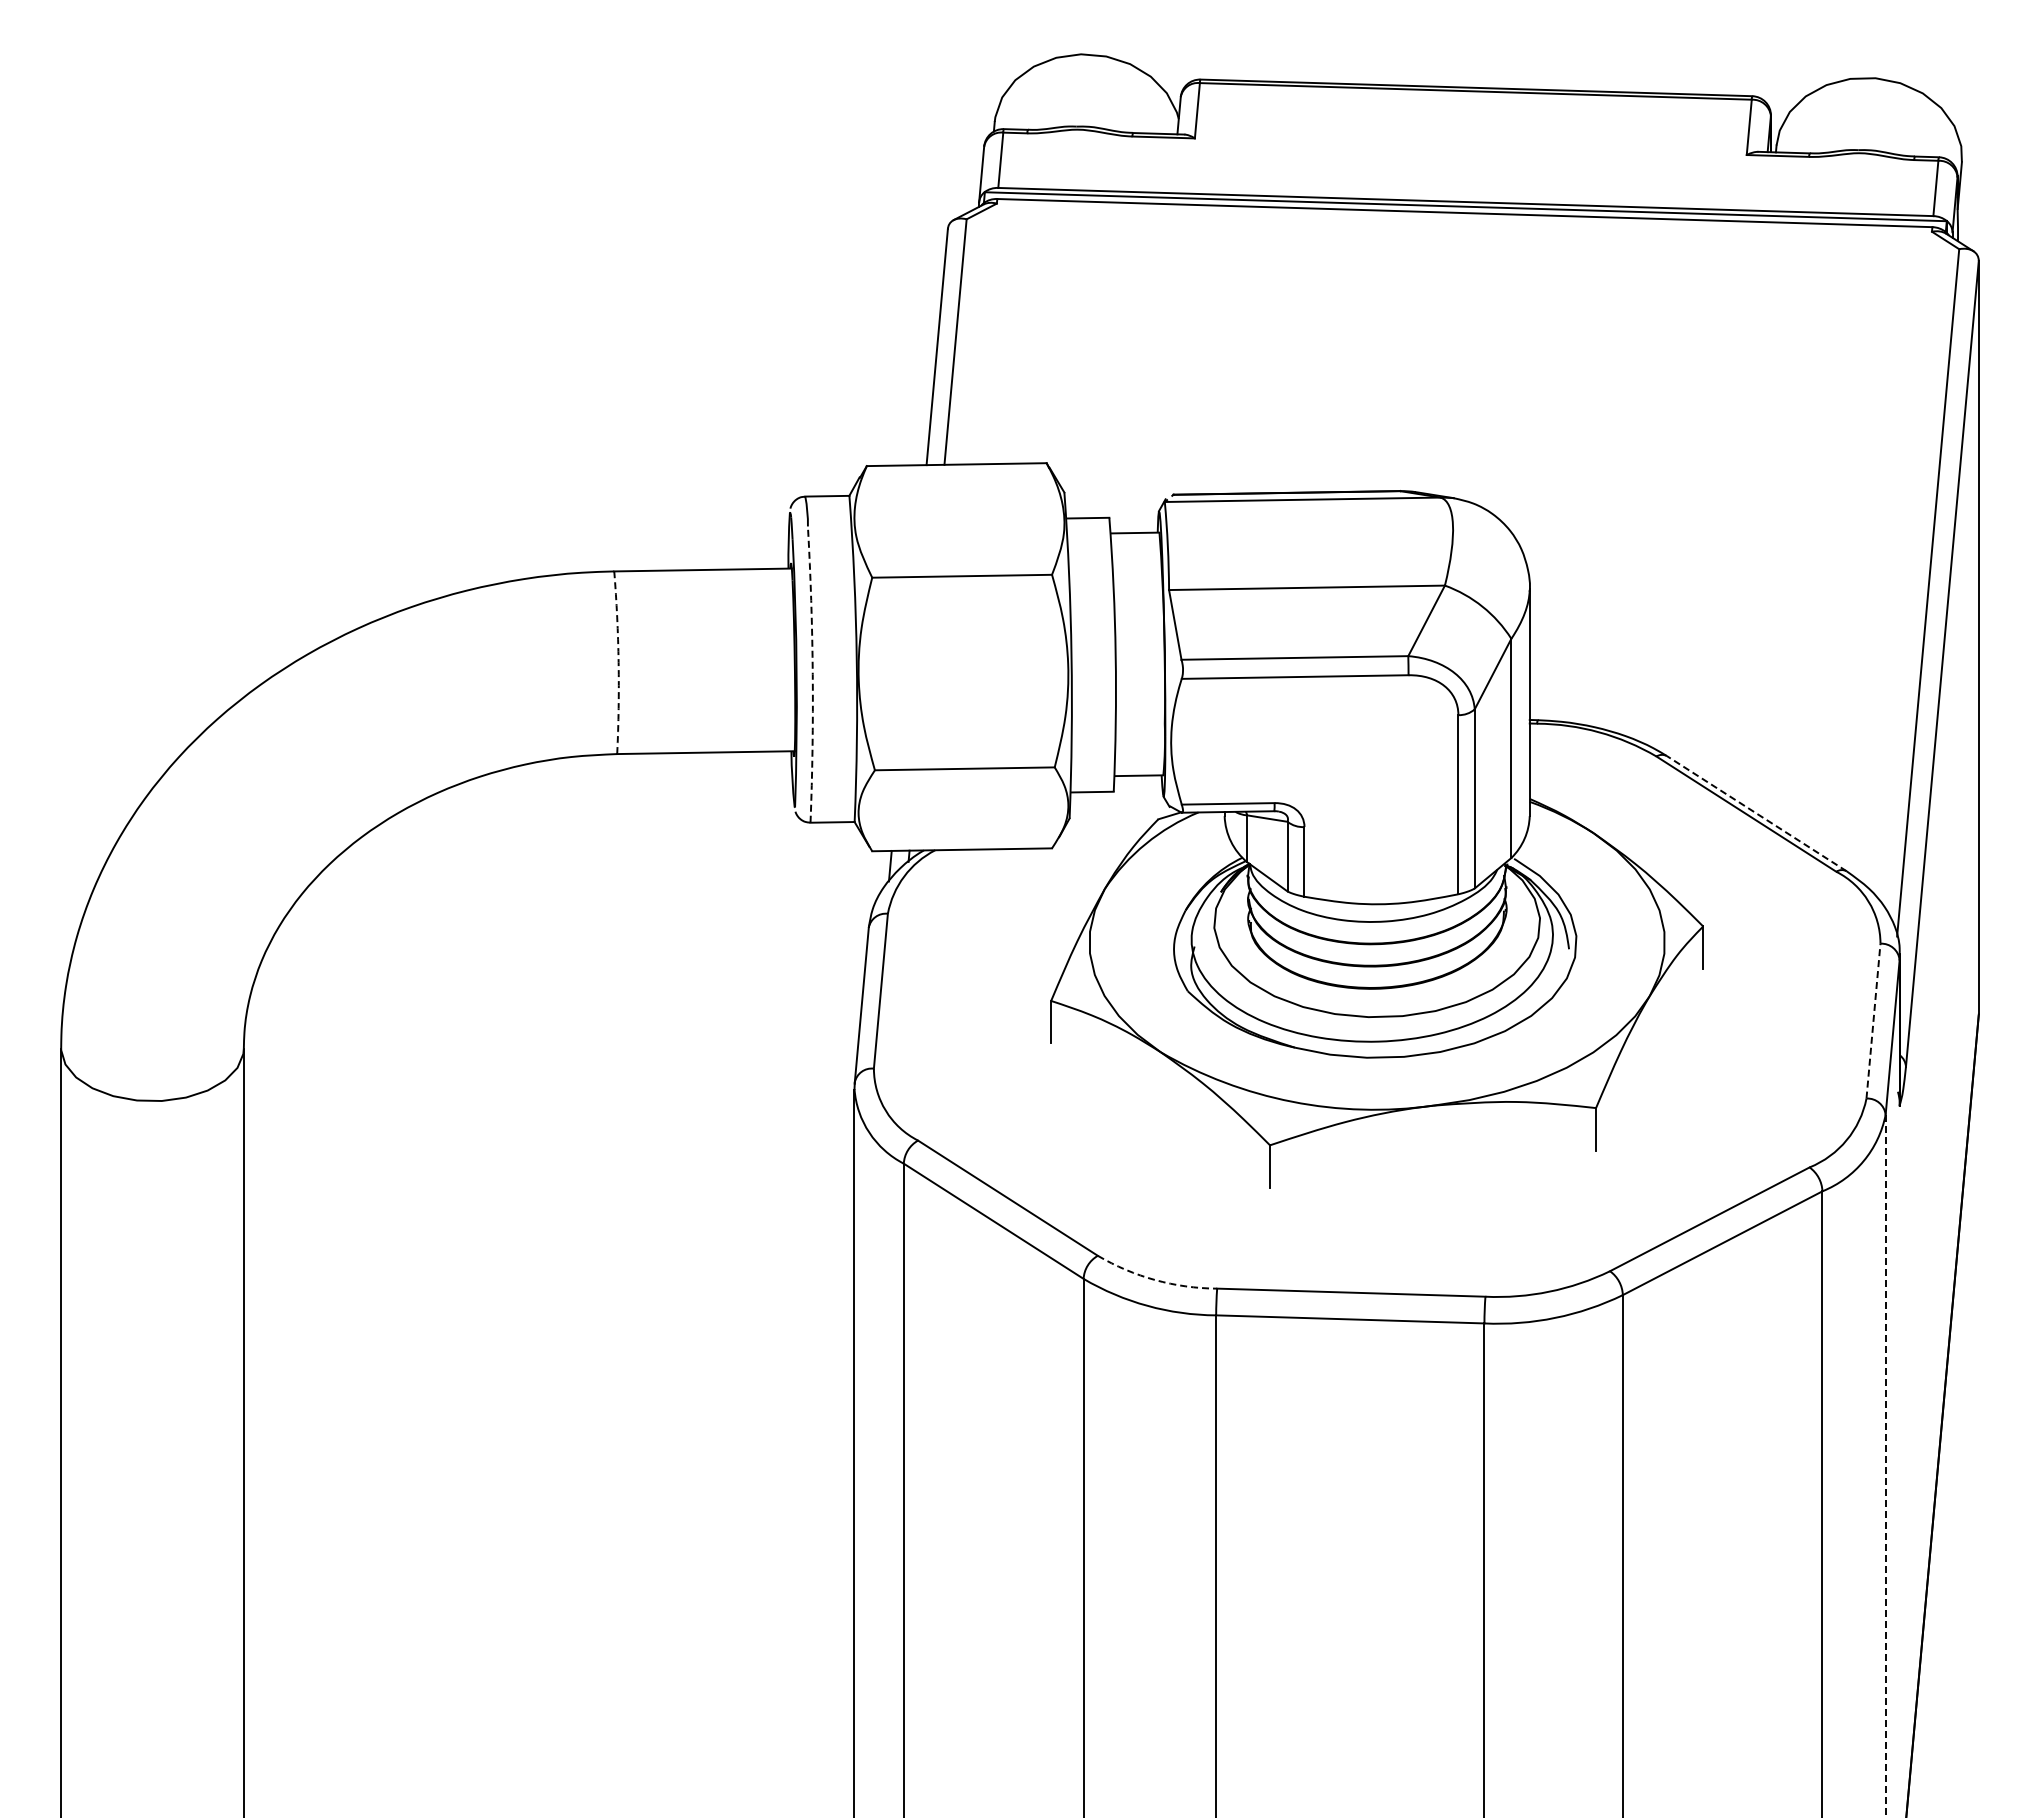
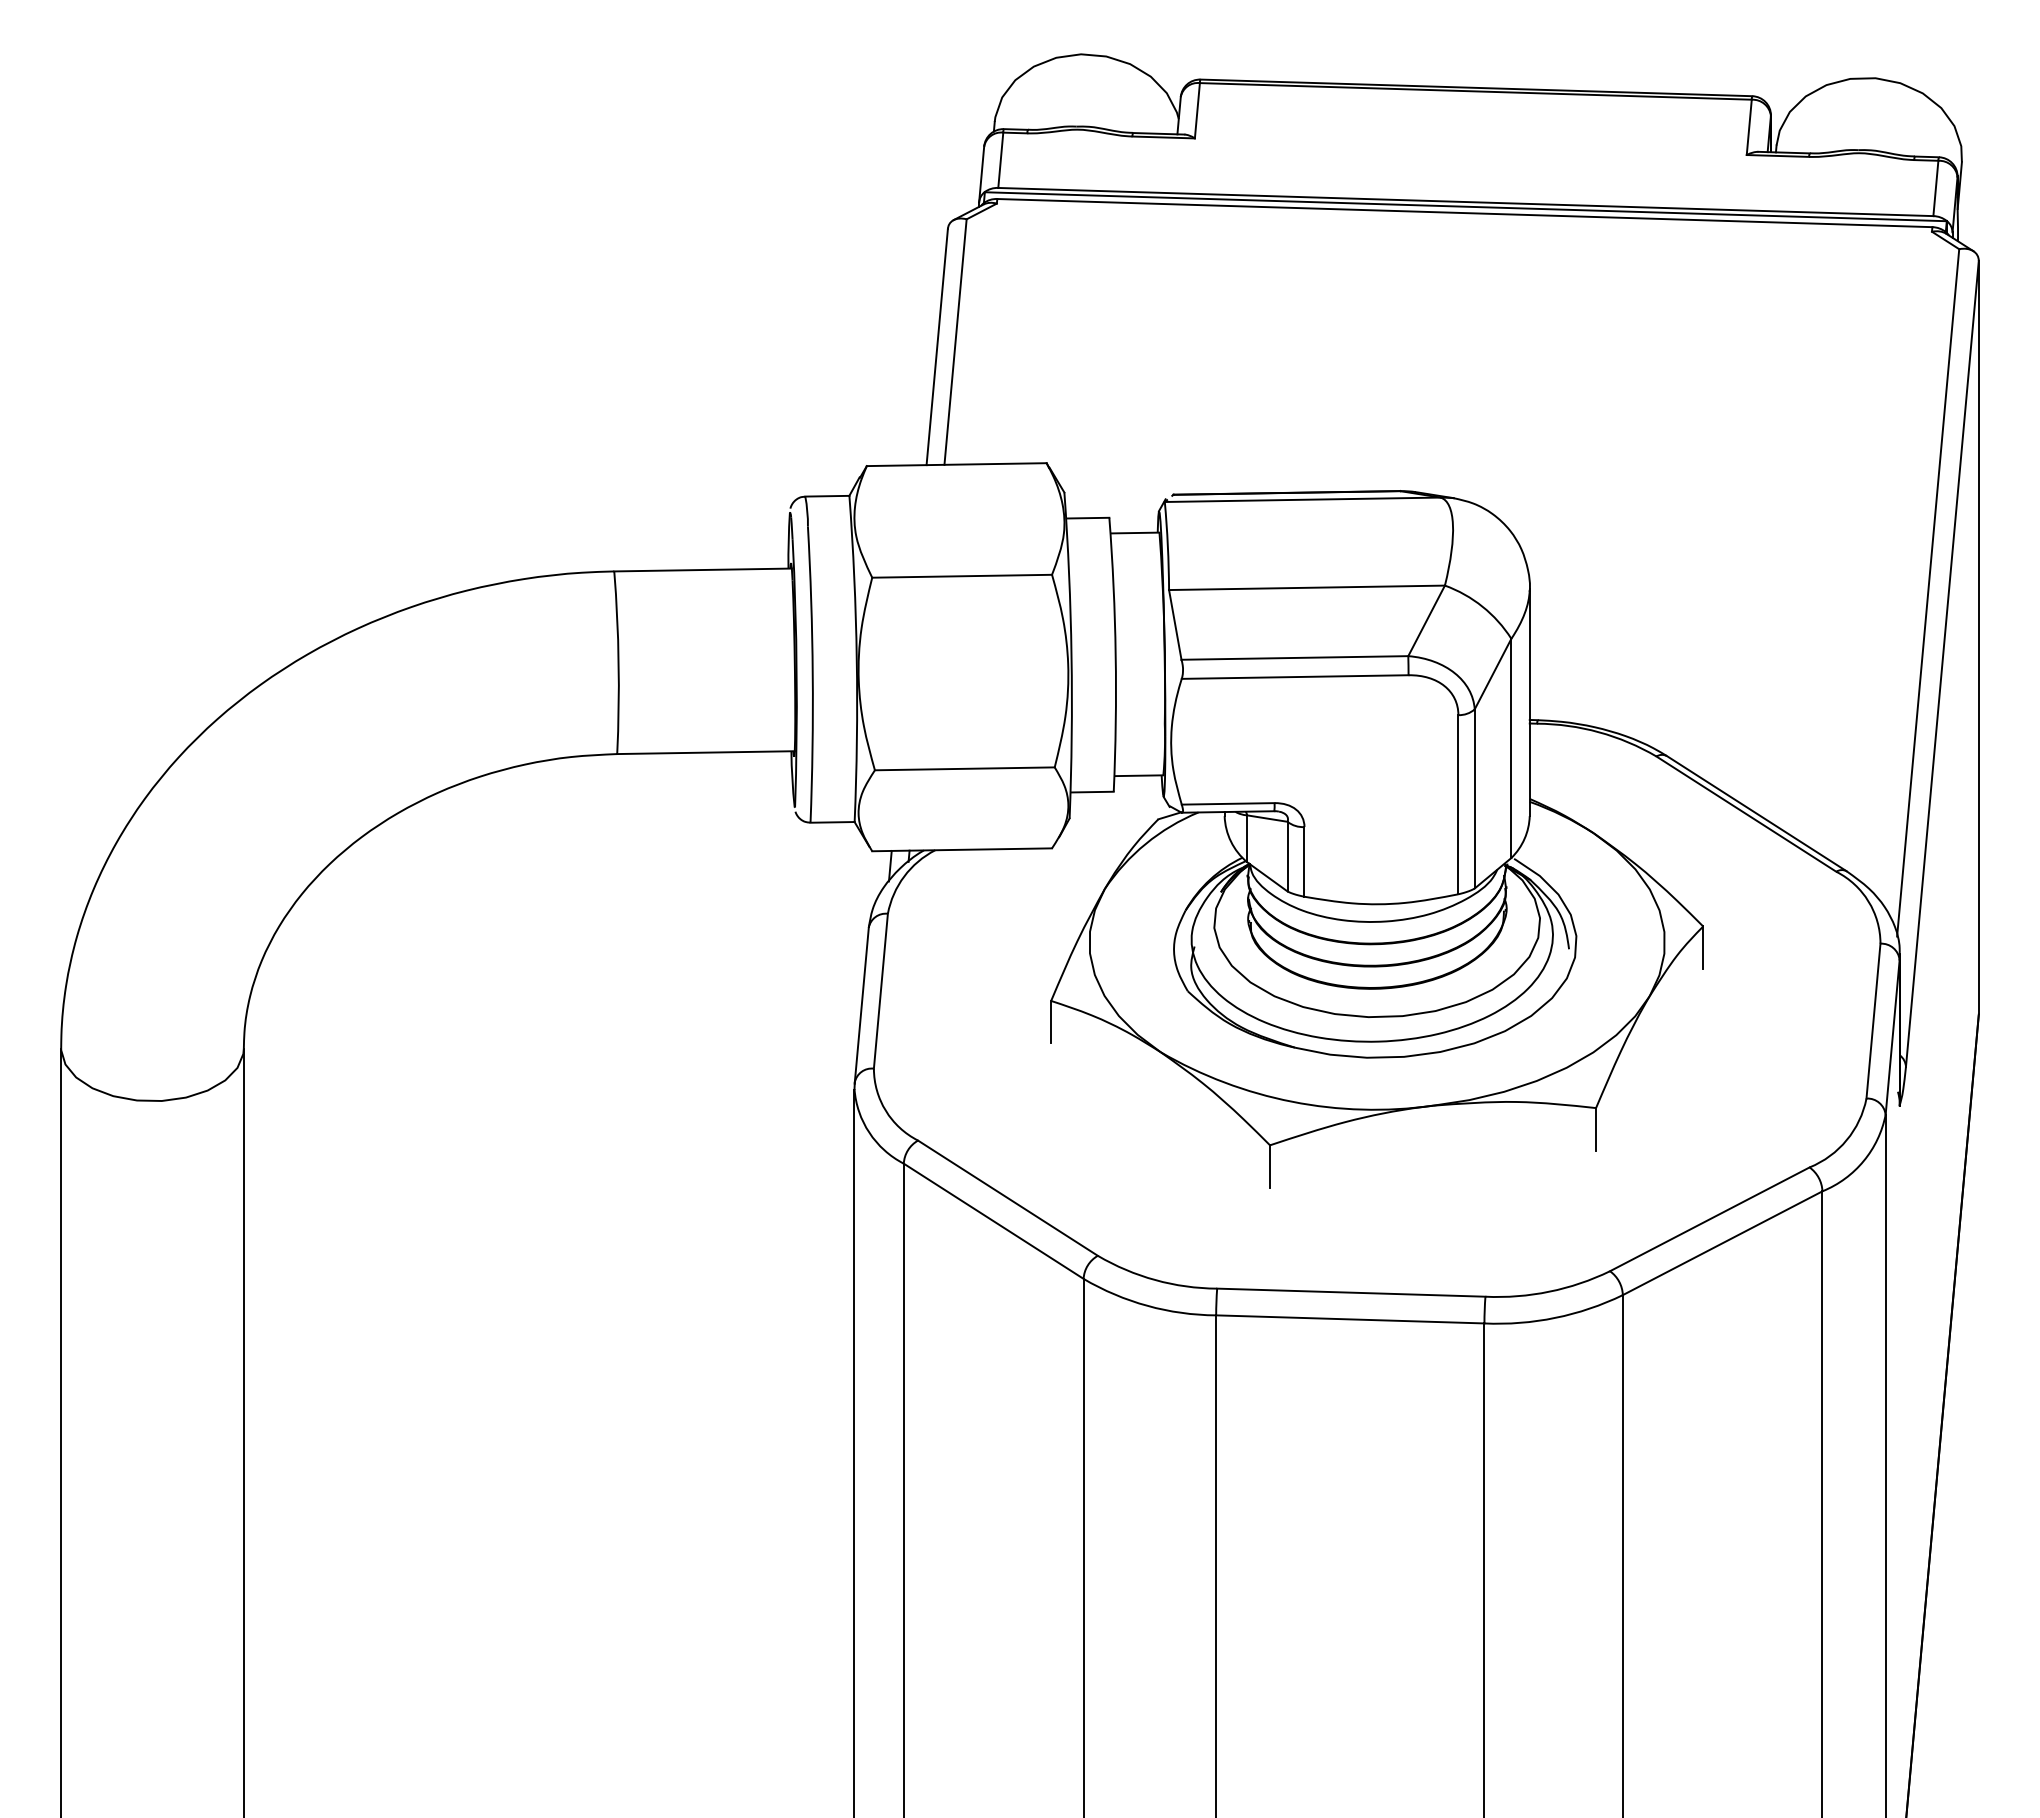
arc: dashed -> solid (618, 662)
arc: dashed -> solid (812, 674)
line: dashed -> solid (1756, 813)
line: dashed -> solid (1873, 1021)
arc: dashed -> solid (1155, 1280)
line: dashed -> solid (1885, 1466)
